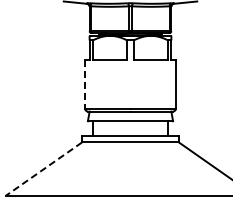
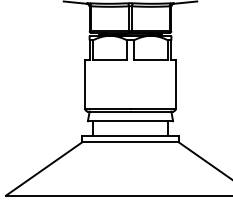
line: dashed -> solid (85, 84)
line: dashed -> solid (43, 169)
